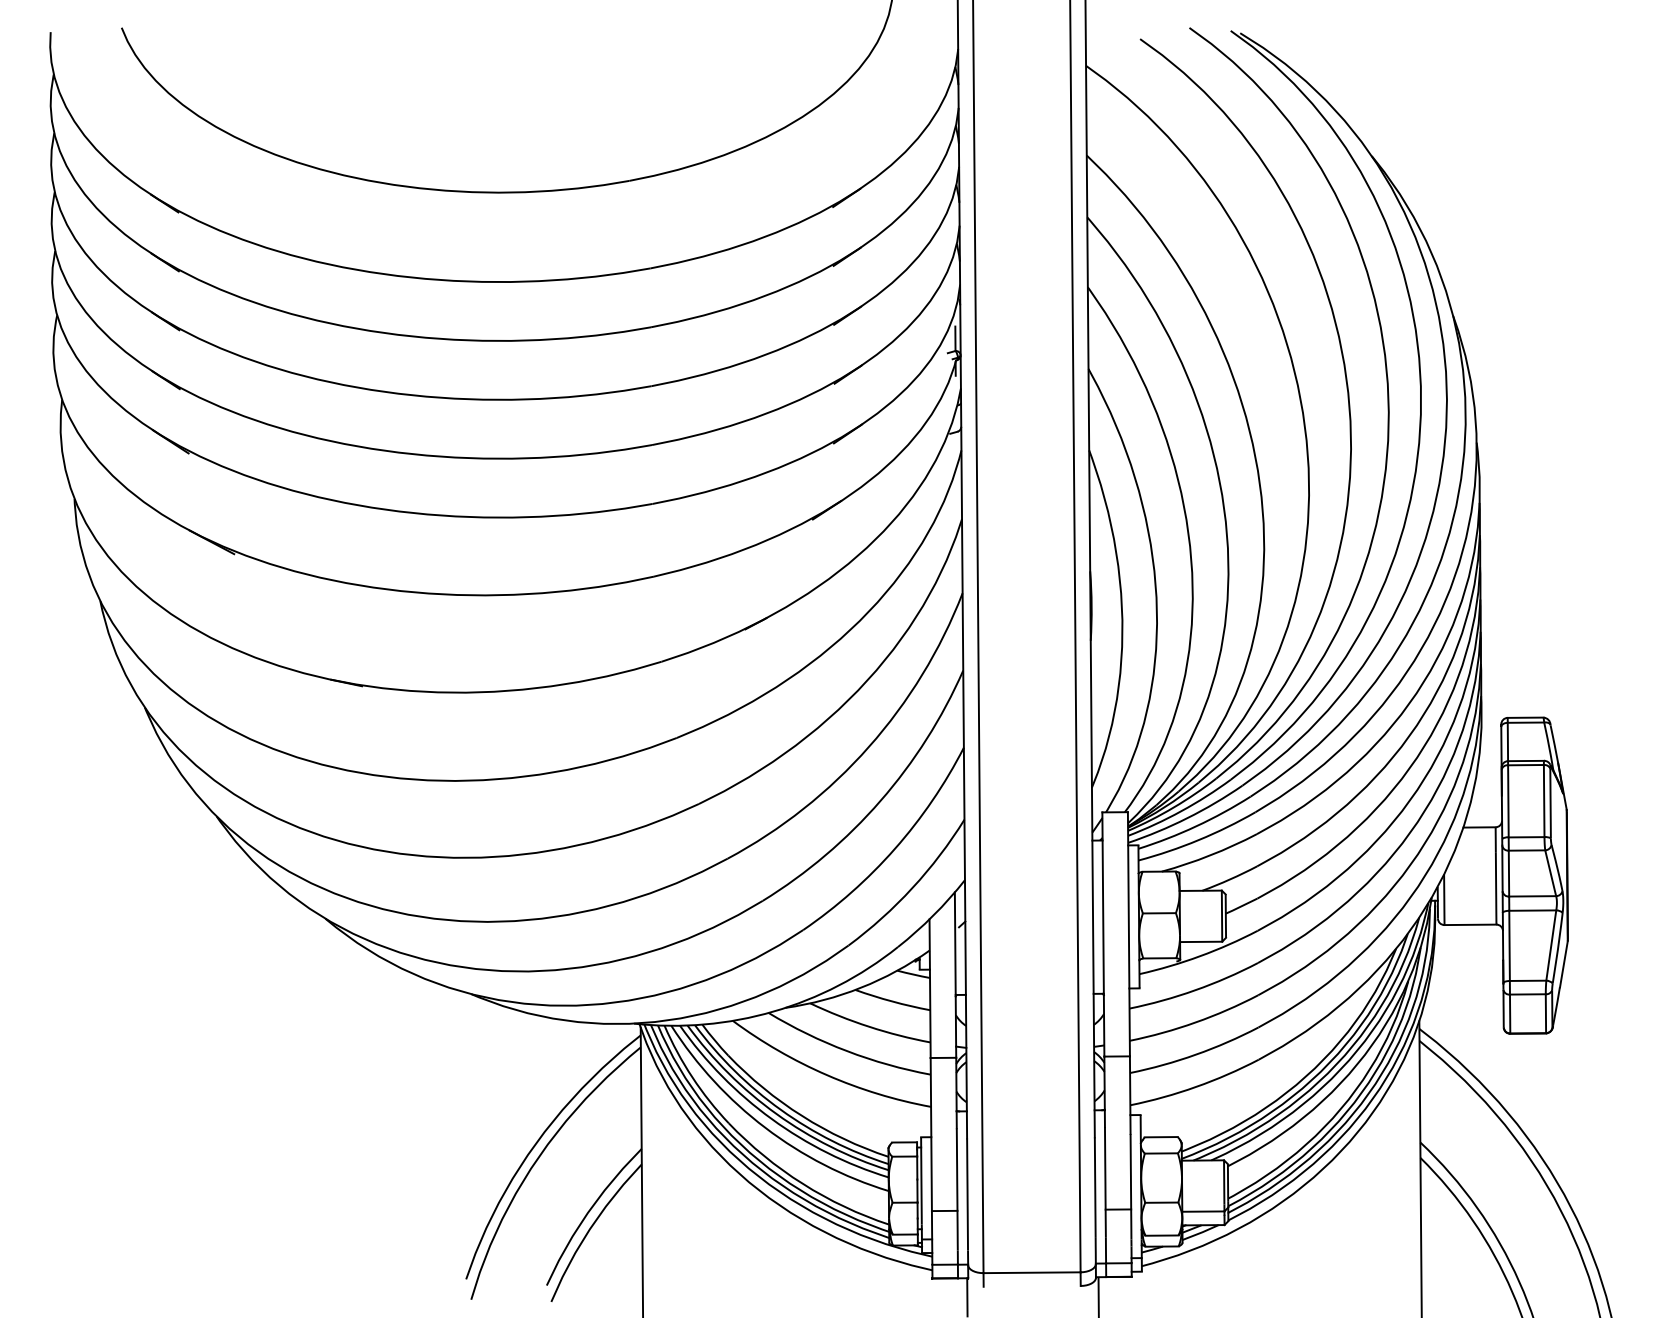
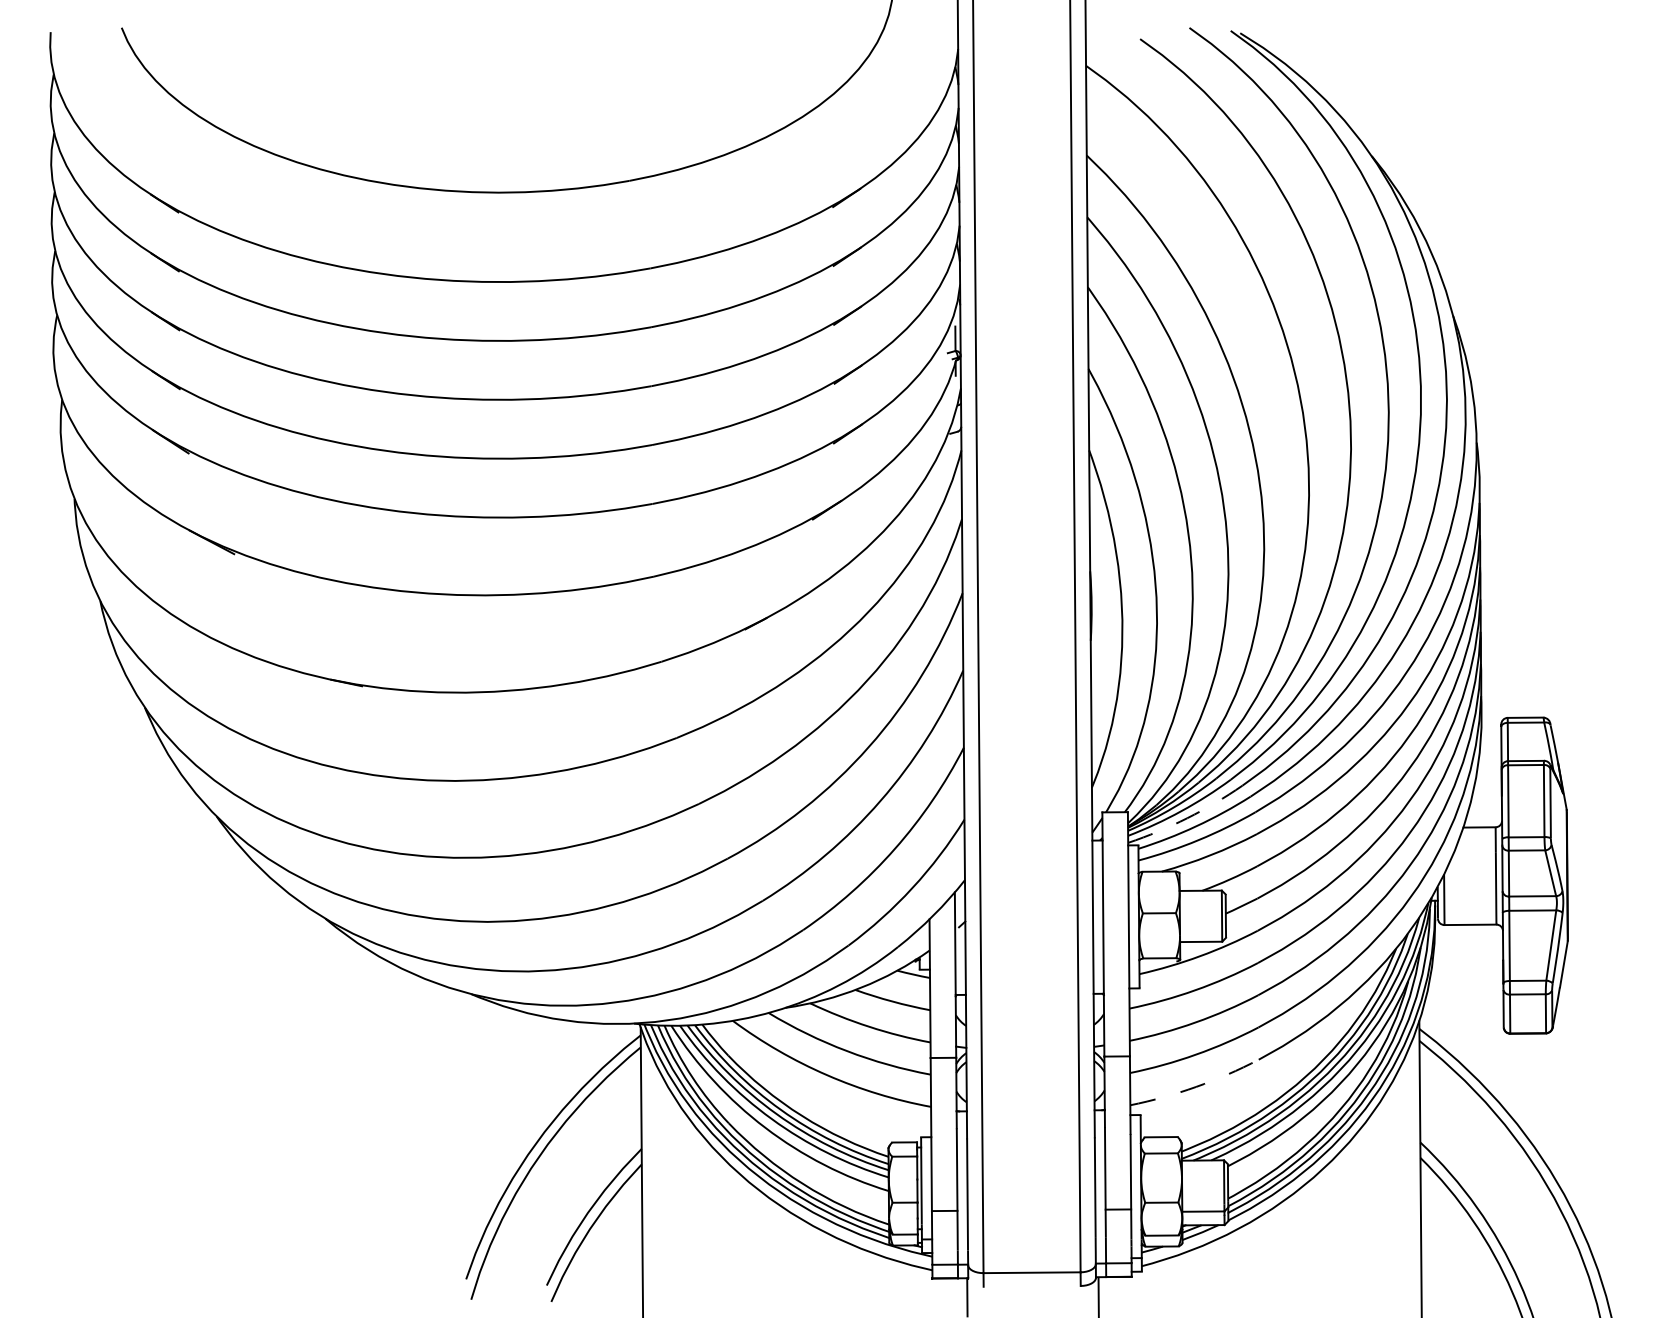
arc: solid -> dashed (1187, 818)
arc: solid -> dashed (1196, 1086)
